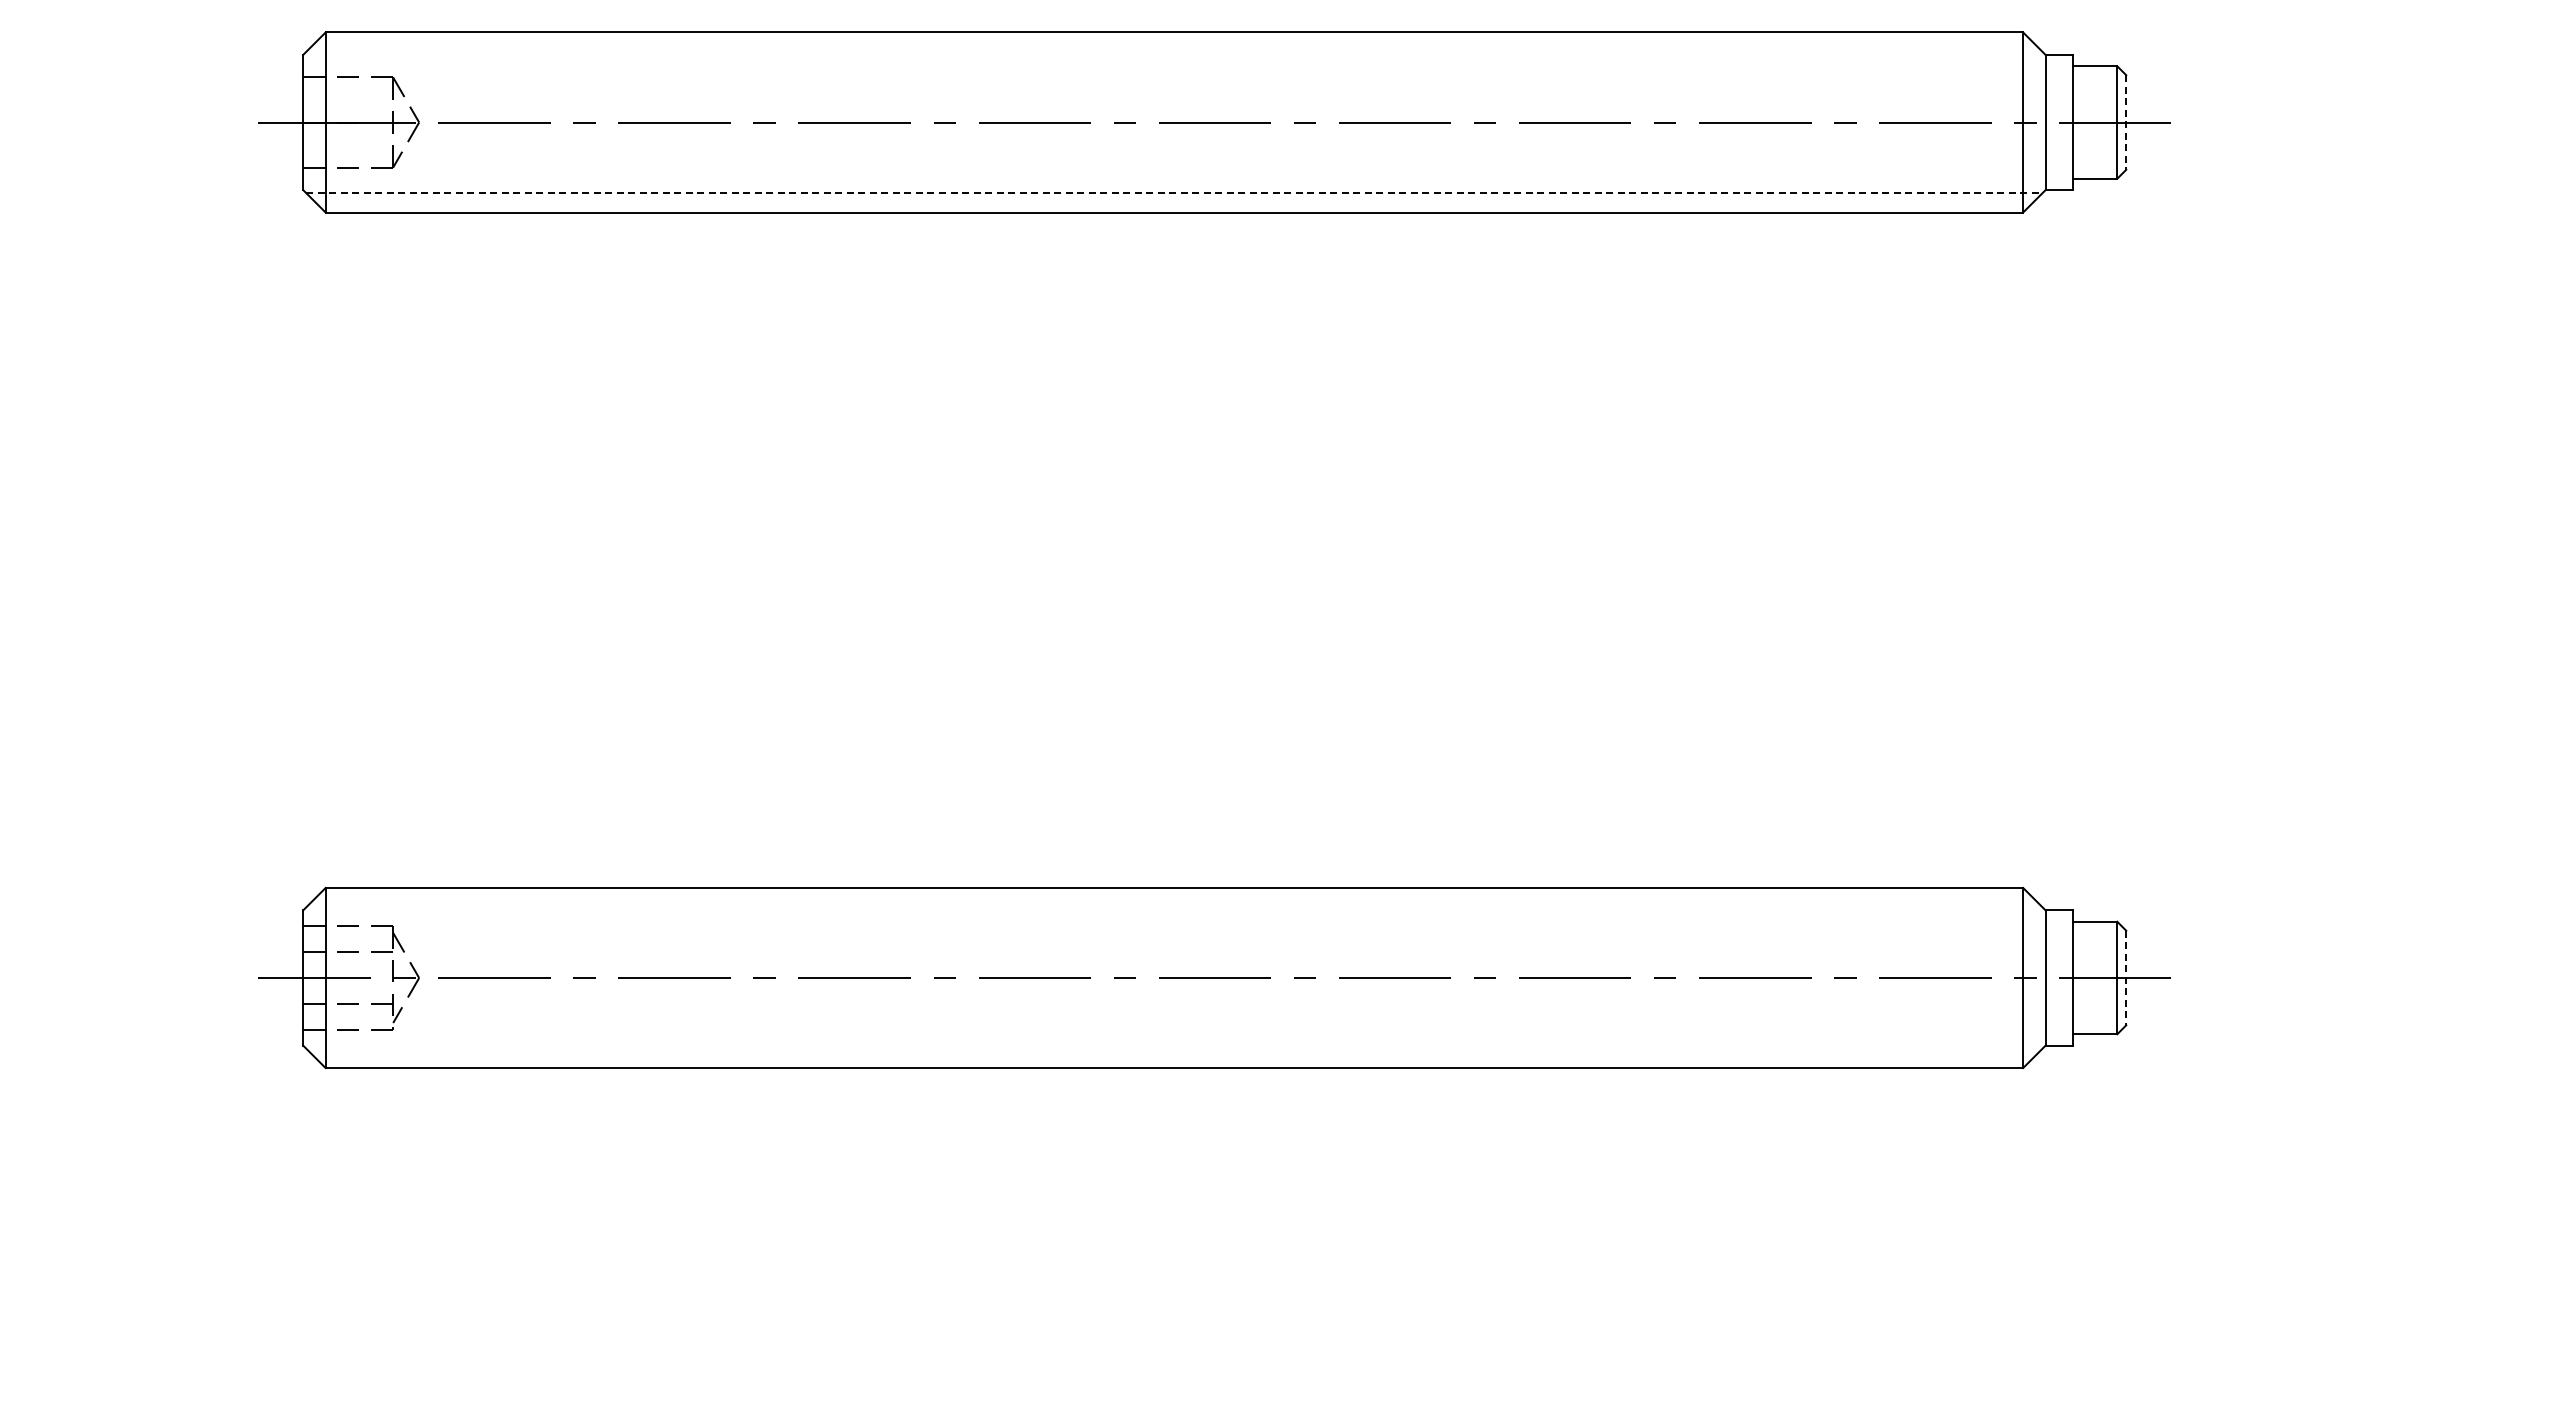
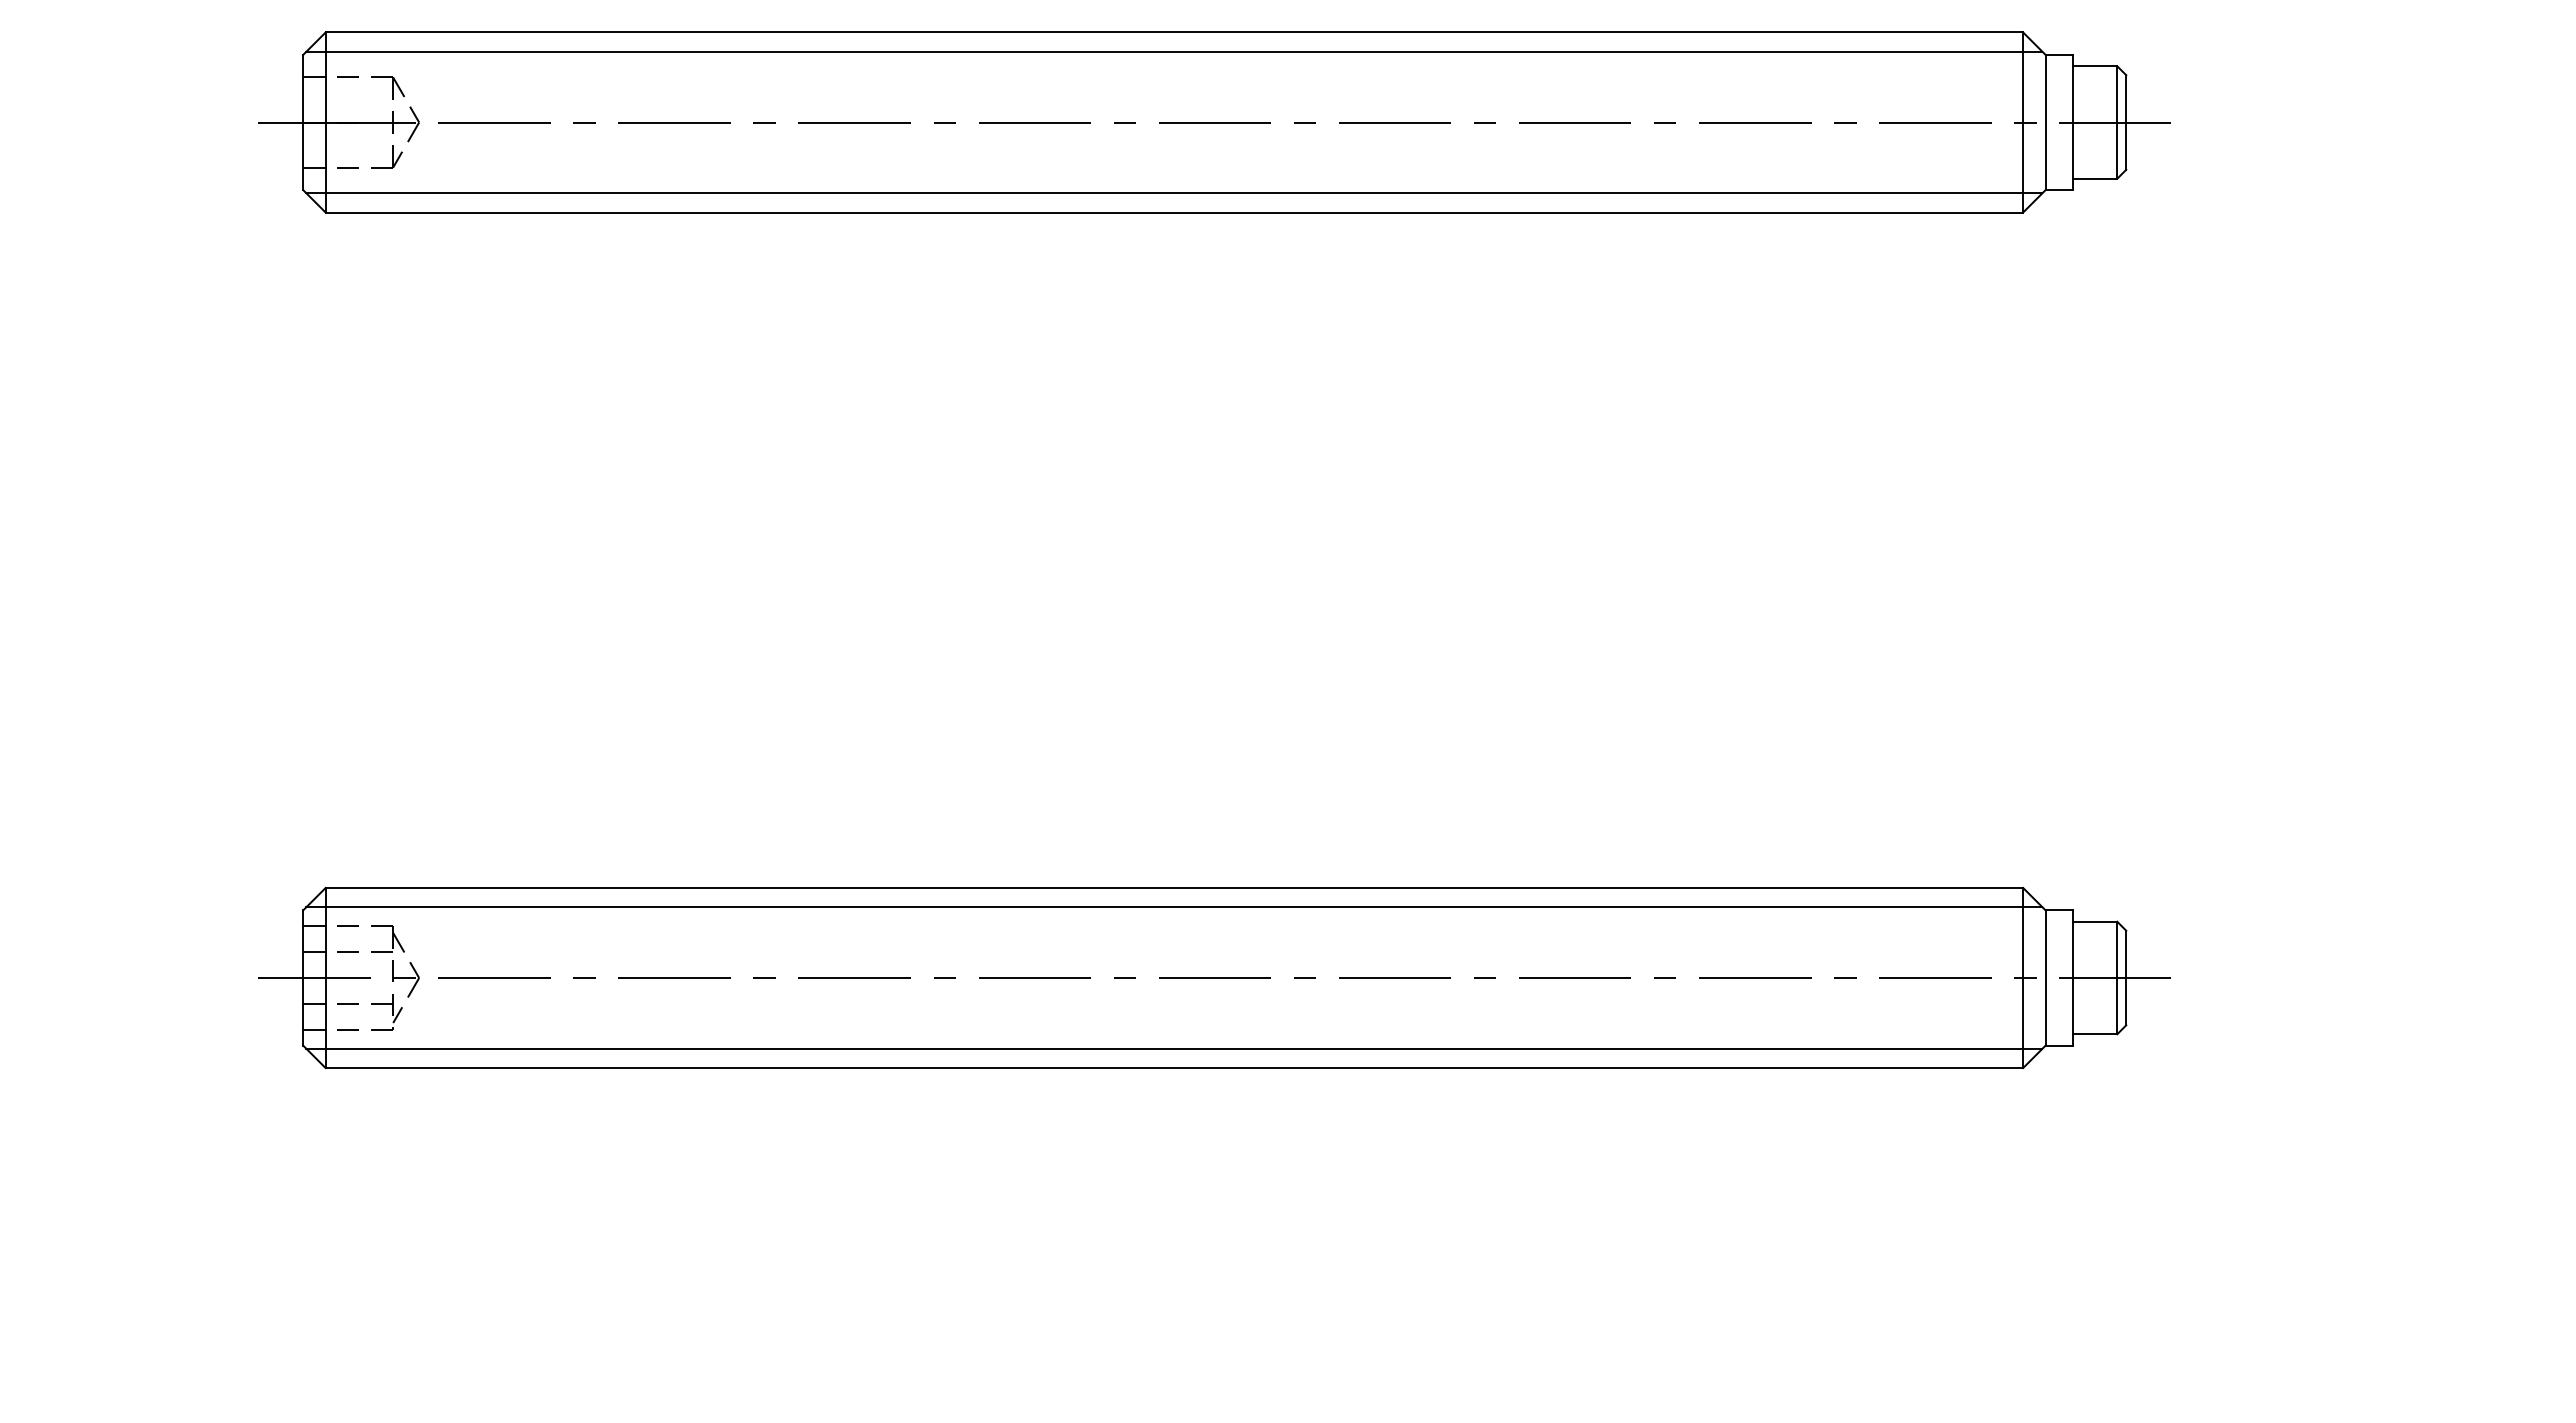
line: none -> present (1174, 51)
line: dashed -> solid (2126, 123)
line: dashed -> solid (1174, 193)
line: none -> present (1174, 907)
line: dashed -> solid (2126, 978)
line: none -> present (1174, 1048)
